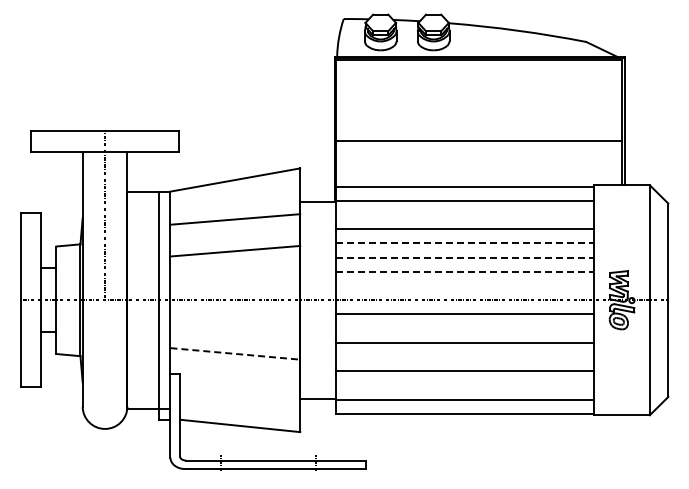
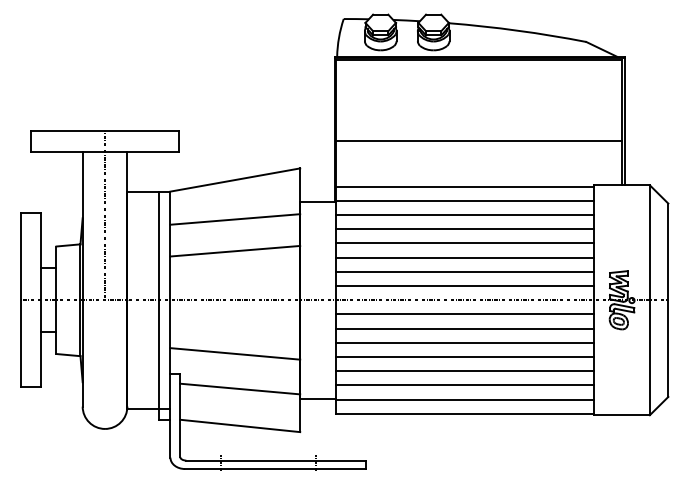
line: none -> present (464, 215)
line: dashed -> solid (465, 243)
line: dashed -> solid (465, 257)
line: dashed -> solid (465, 271)
line: none -> present (464, 286)
line: none -> present (464, 328)
line: dashed -> solid (235, 353)
line: none -> present (464, 357)
line: none -> present (464, 385)
line: none -> present (240, 388)
